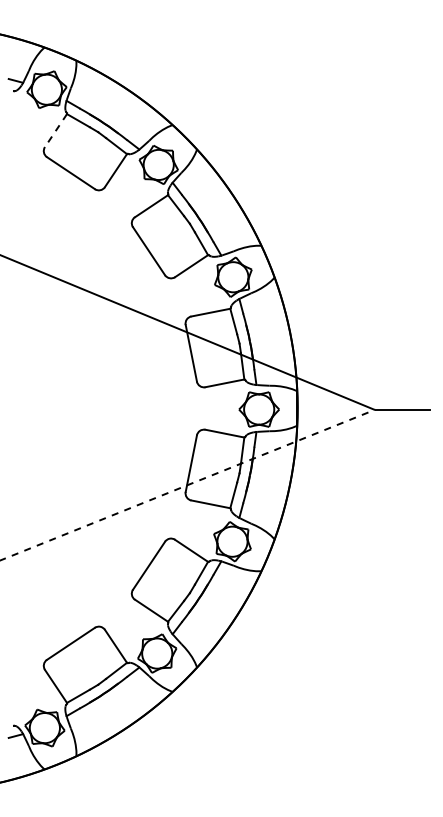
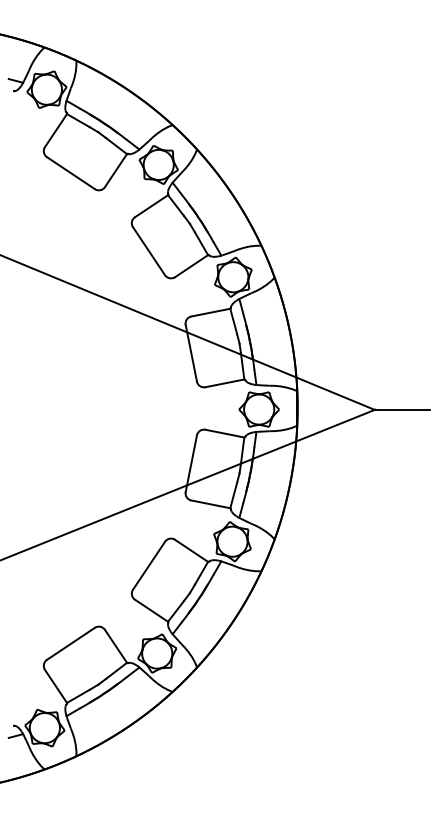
line: dashed -> solid (56, 130)
line: dashed -> solid (188, 484)
